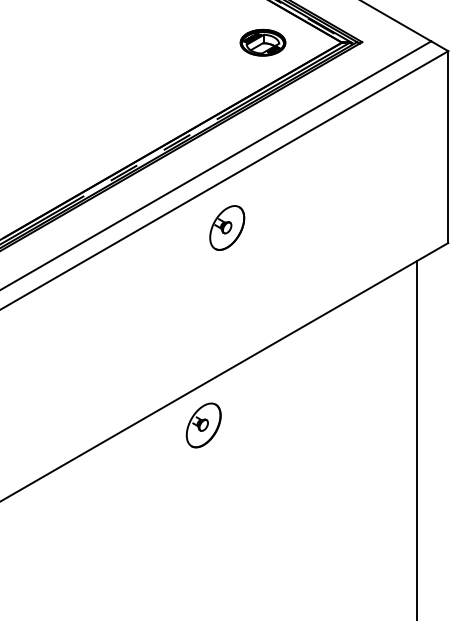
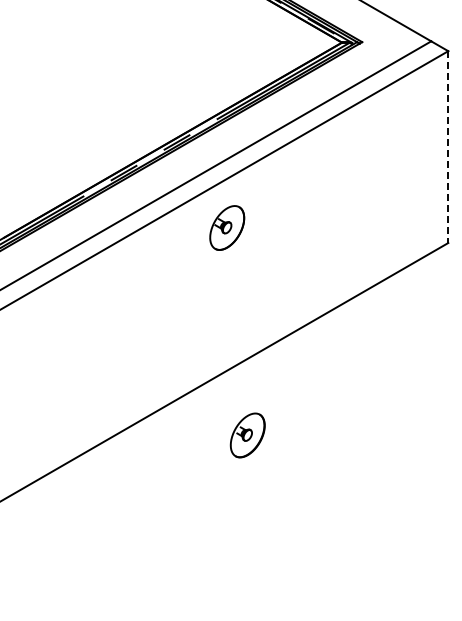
part: present -> none (262, 42)
line: solid -> dashed (448, 147)
part position: (203, 425) -> (247, 435) (247, 435)
line: present -> none (416, 439)
